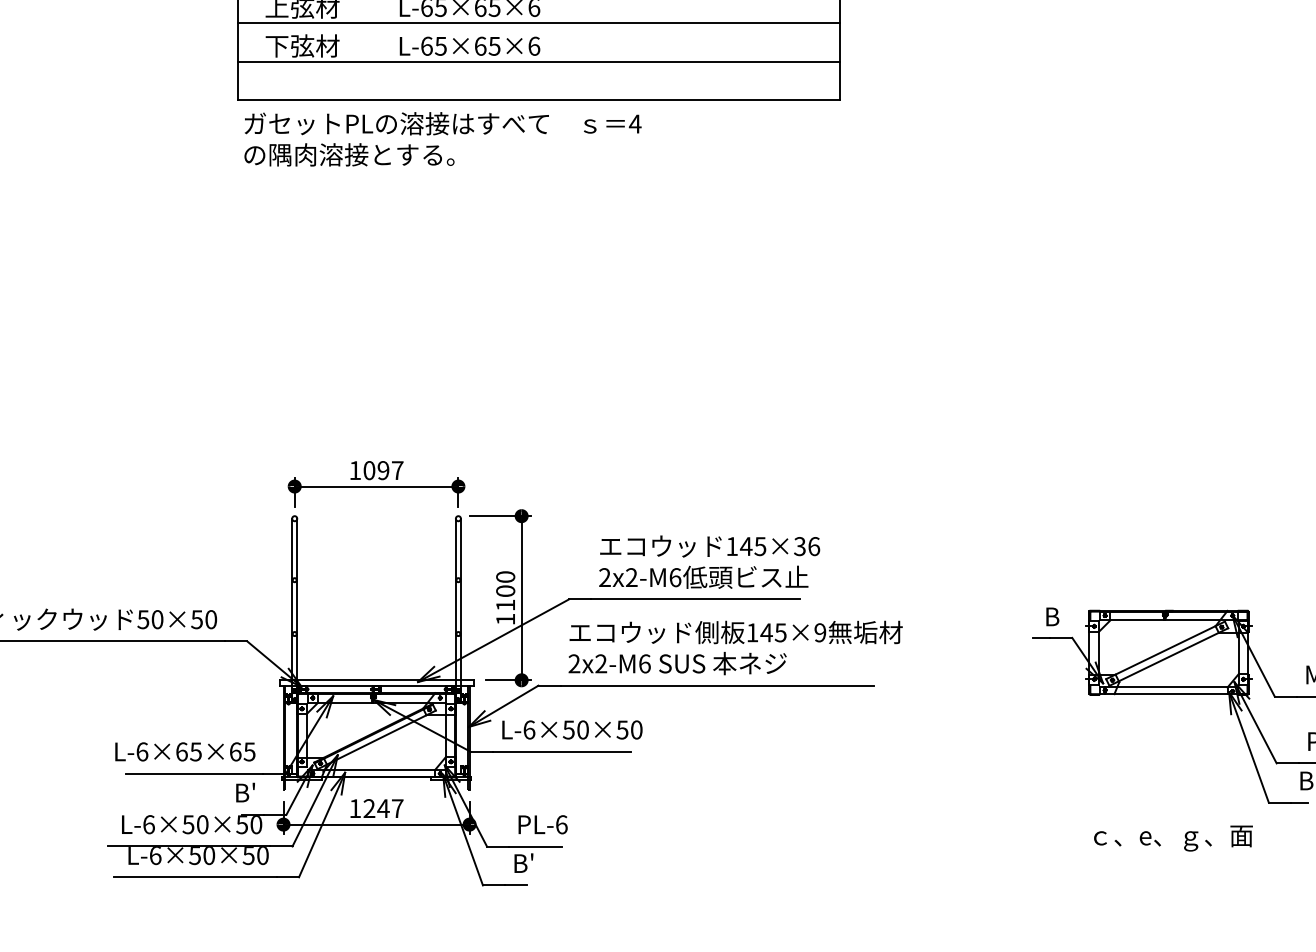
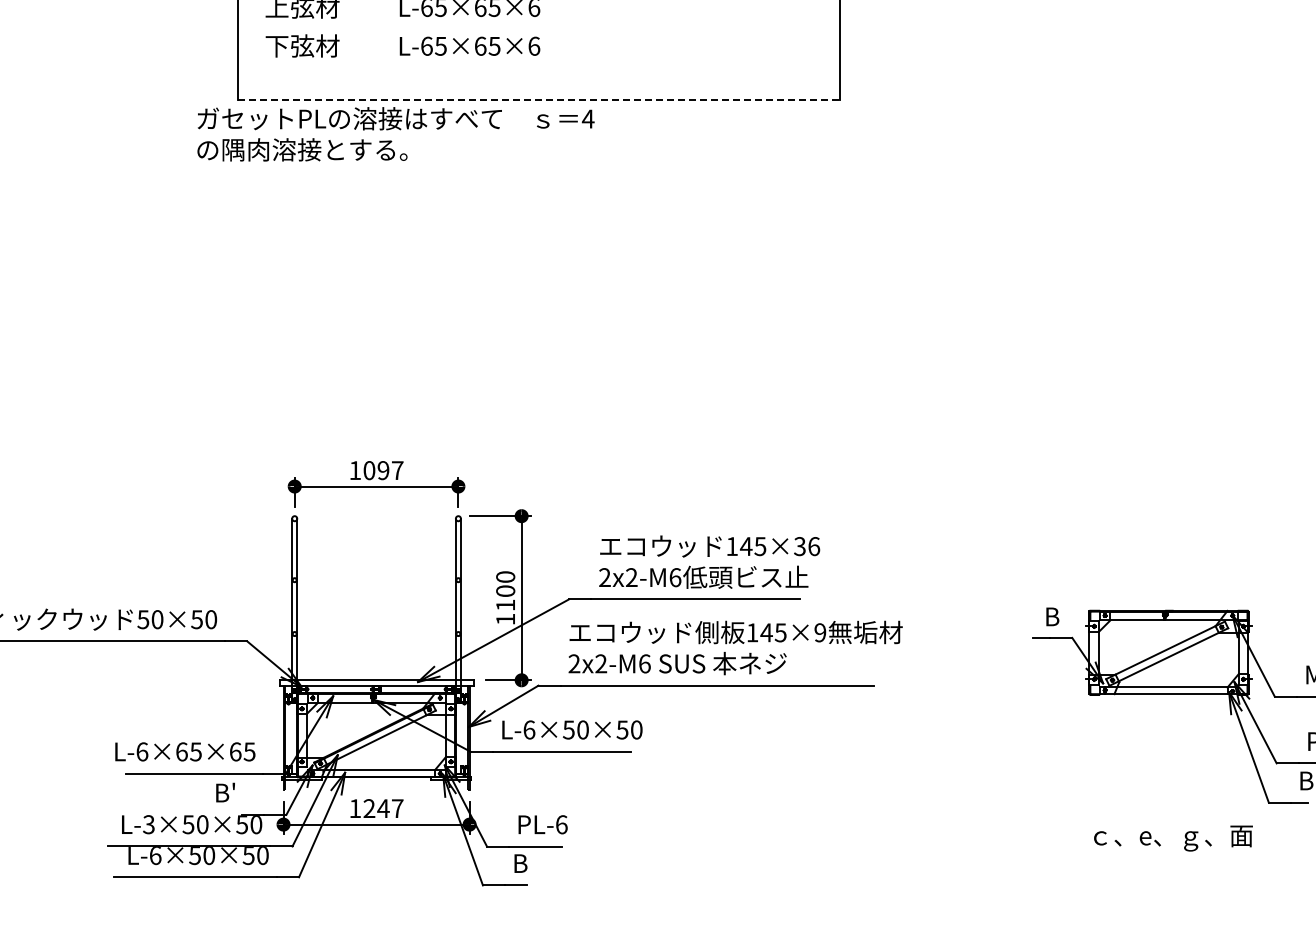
line: present -> none (538, 22)
line: present -> none (538, 61)
line: solid -> dashed (539, 100)
text position: (442, 139) -> (395, 134) (395, 134)
text position: (245, 792) -> (225, 792) (225, 792)
text: L-6×50×50 -> L-3×50×50 (148, 824)
text: B' -> B (532, 856)
